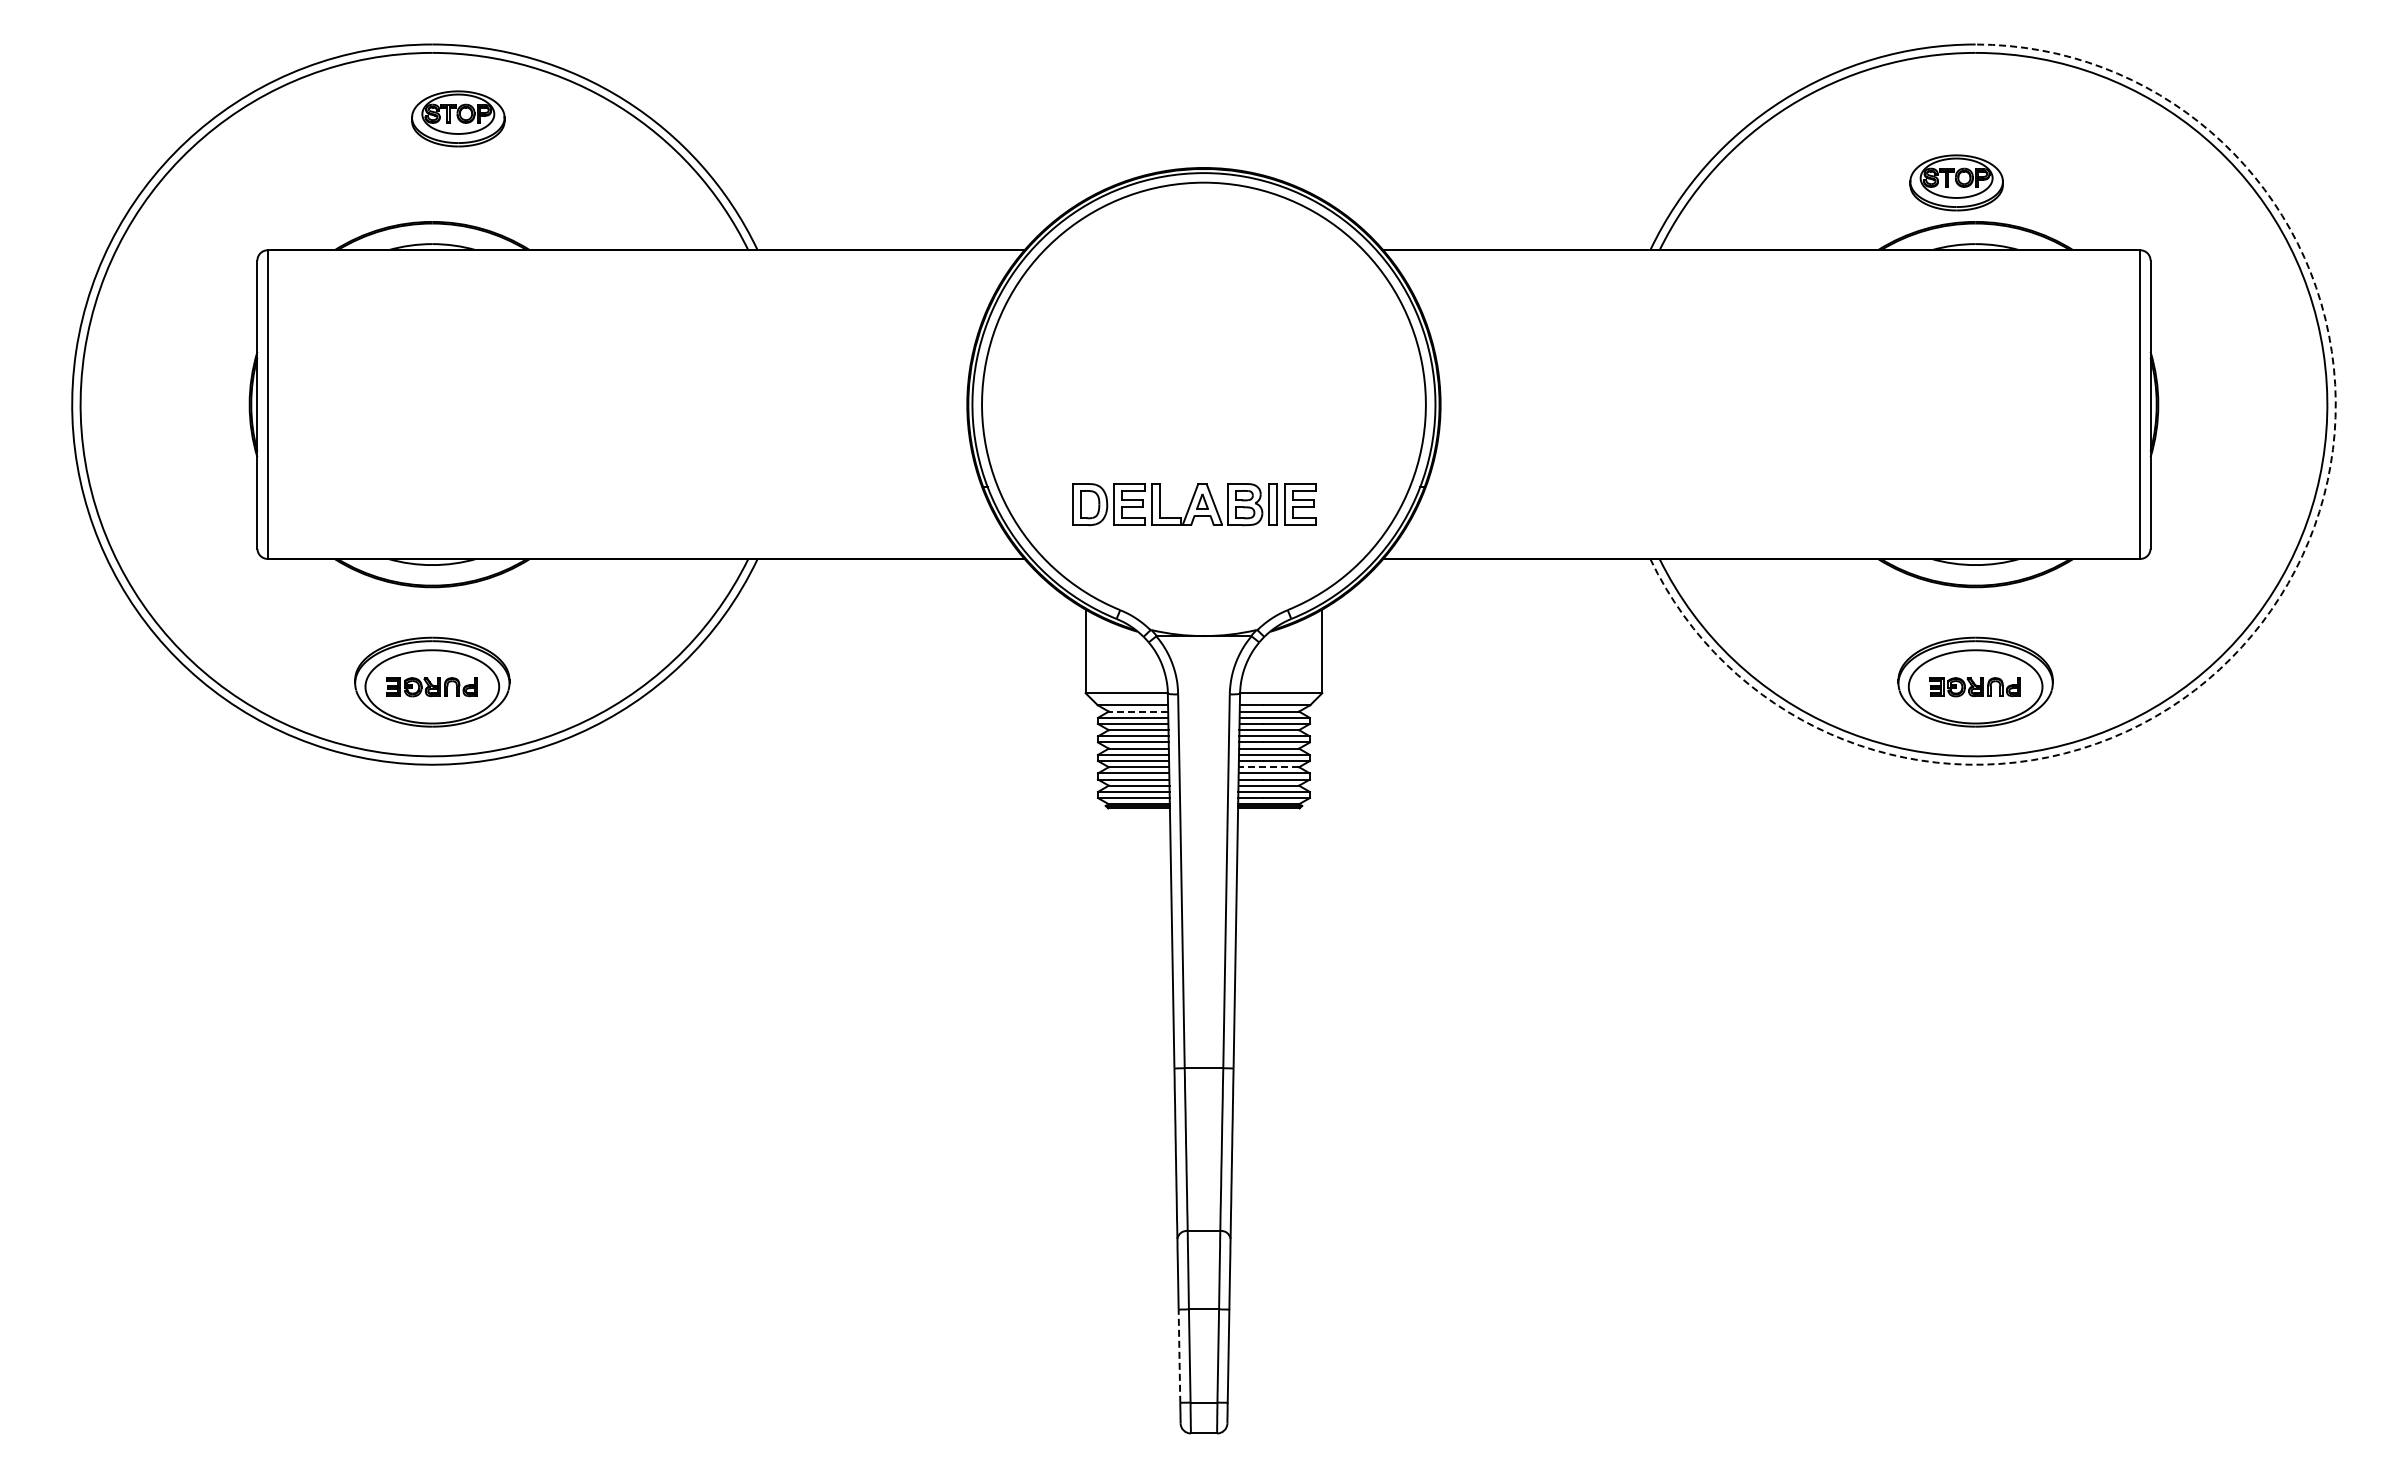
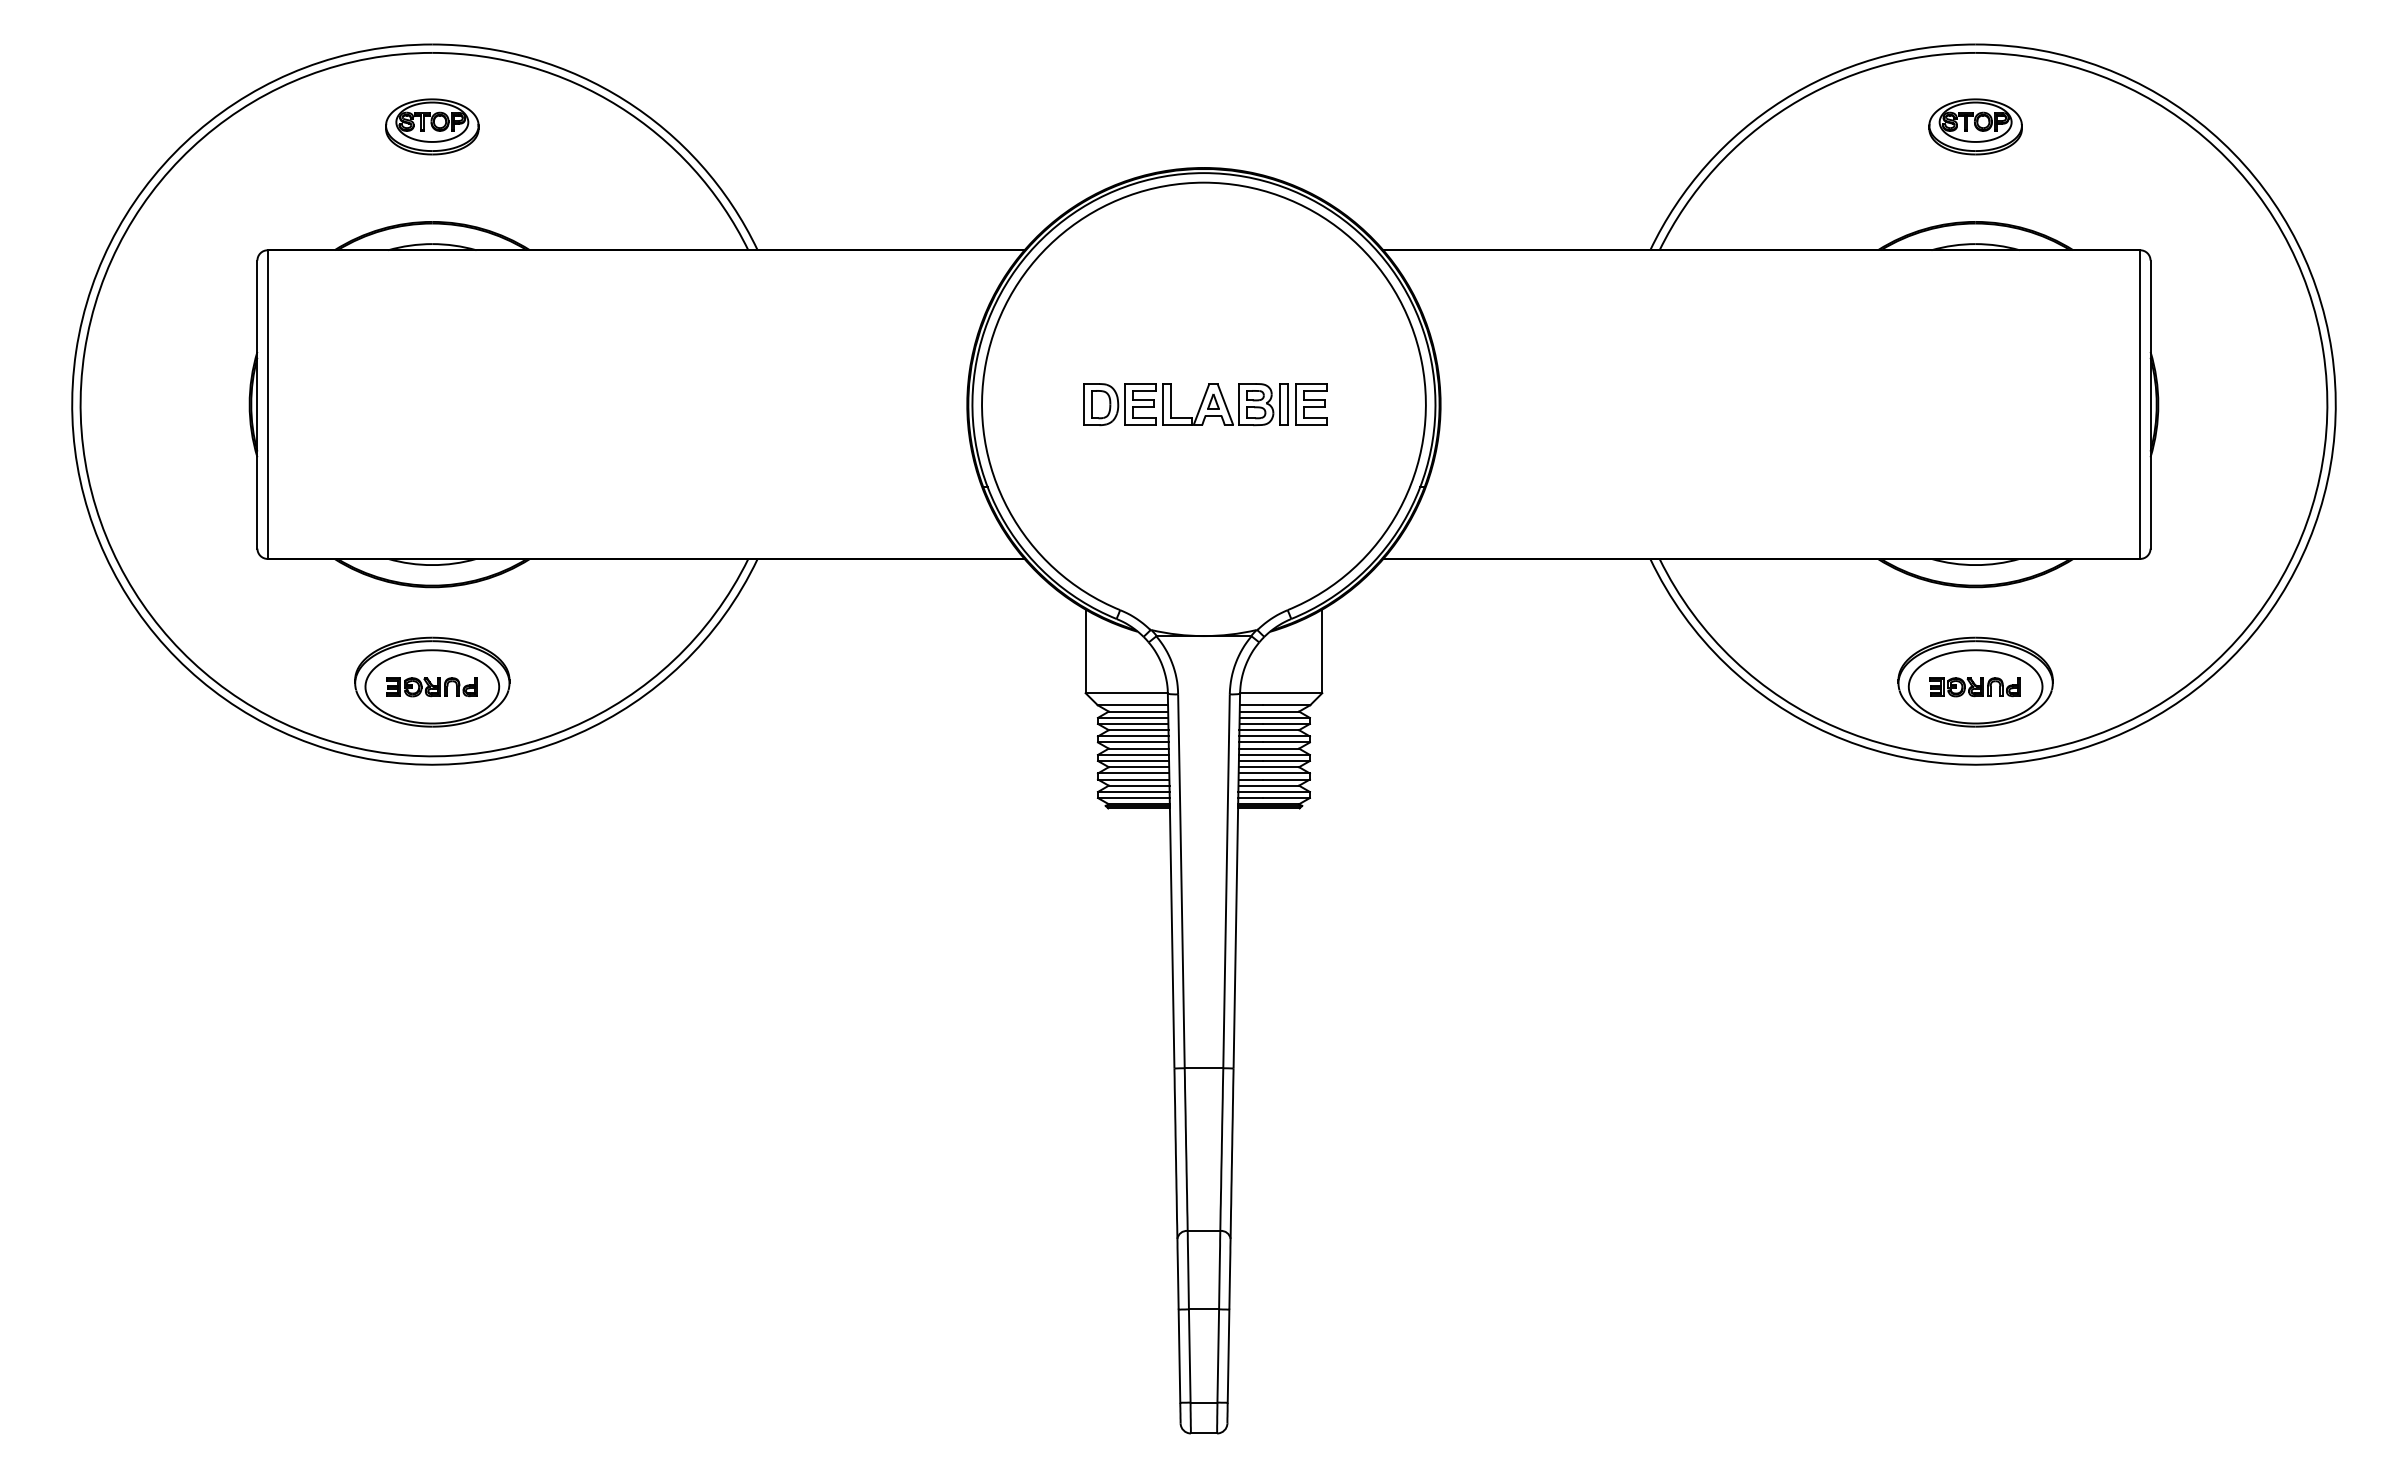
part position: (458, 118) -> (432, 126) (432, 126)
part position: (1956, 182) -> (1975, 126) (1975, 126)
part position: (1194, 504) -> (1205, 404) (1205, 404)
arc: dashed -> solid (2279, 597)
line: dashed -> solid (1138, 711)
line: dashed -> solid (1268, 767)
line: dashed -> solid (1179, 1356)
